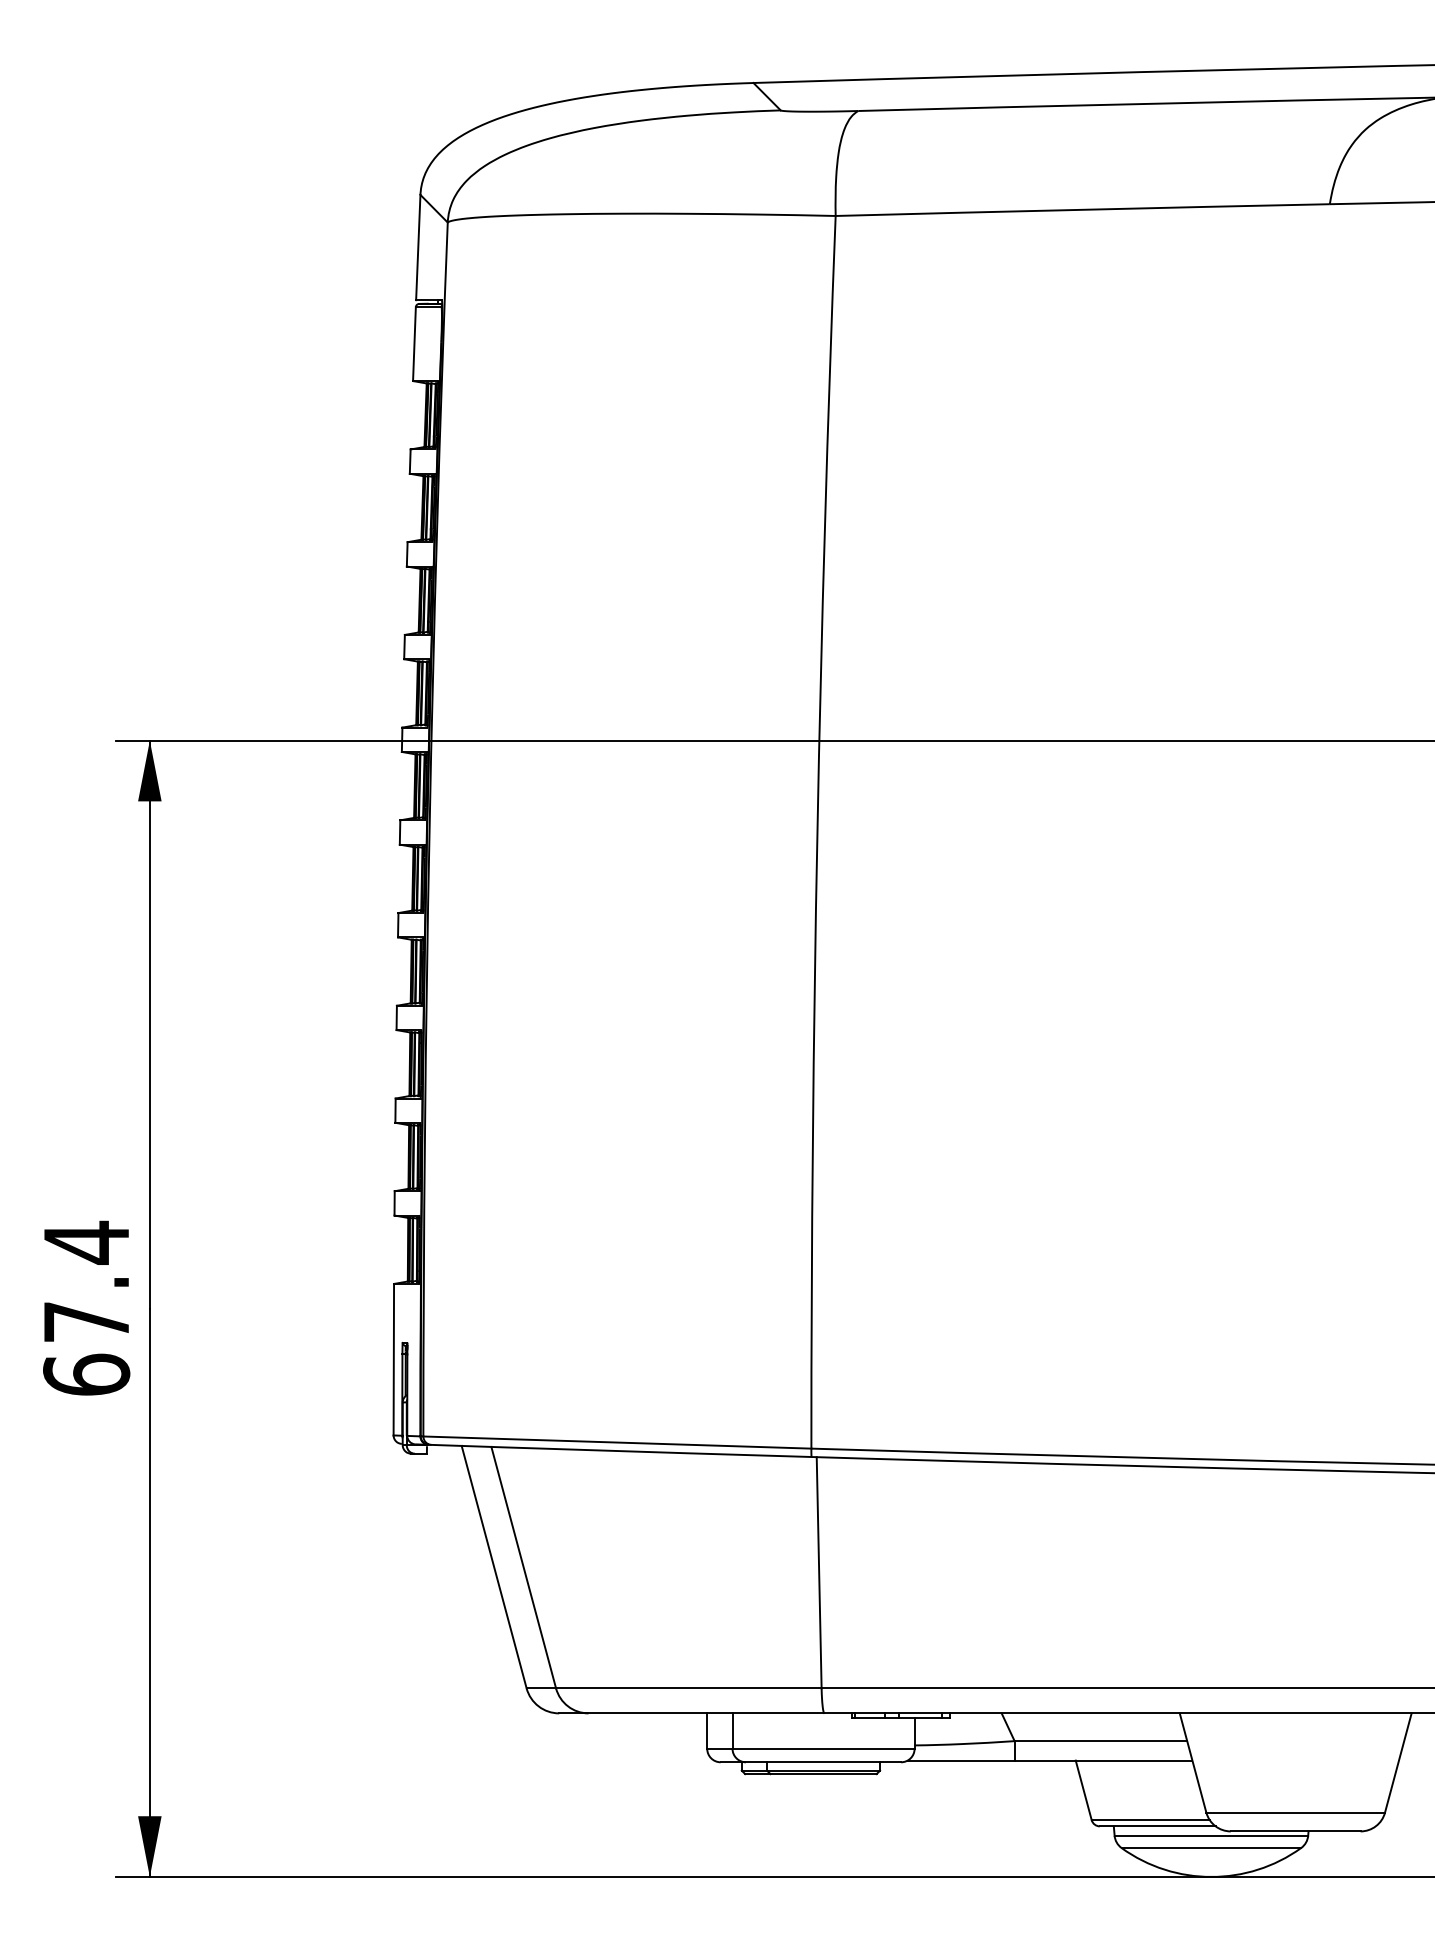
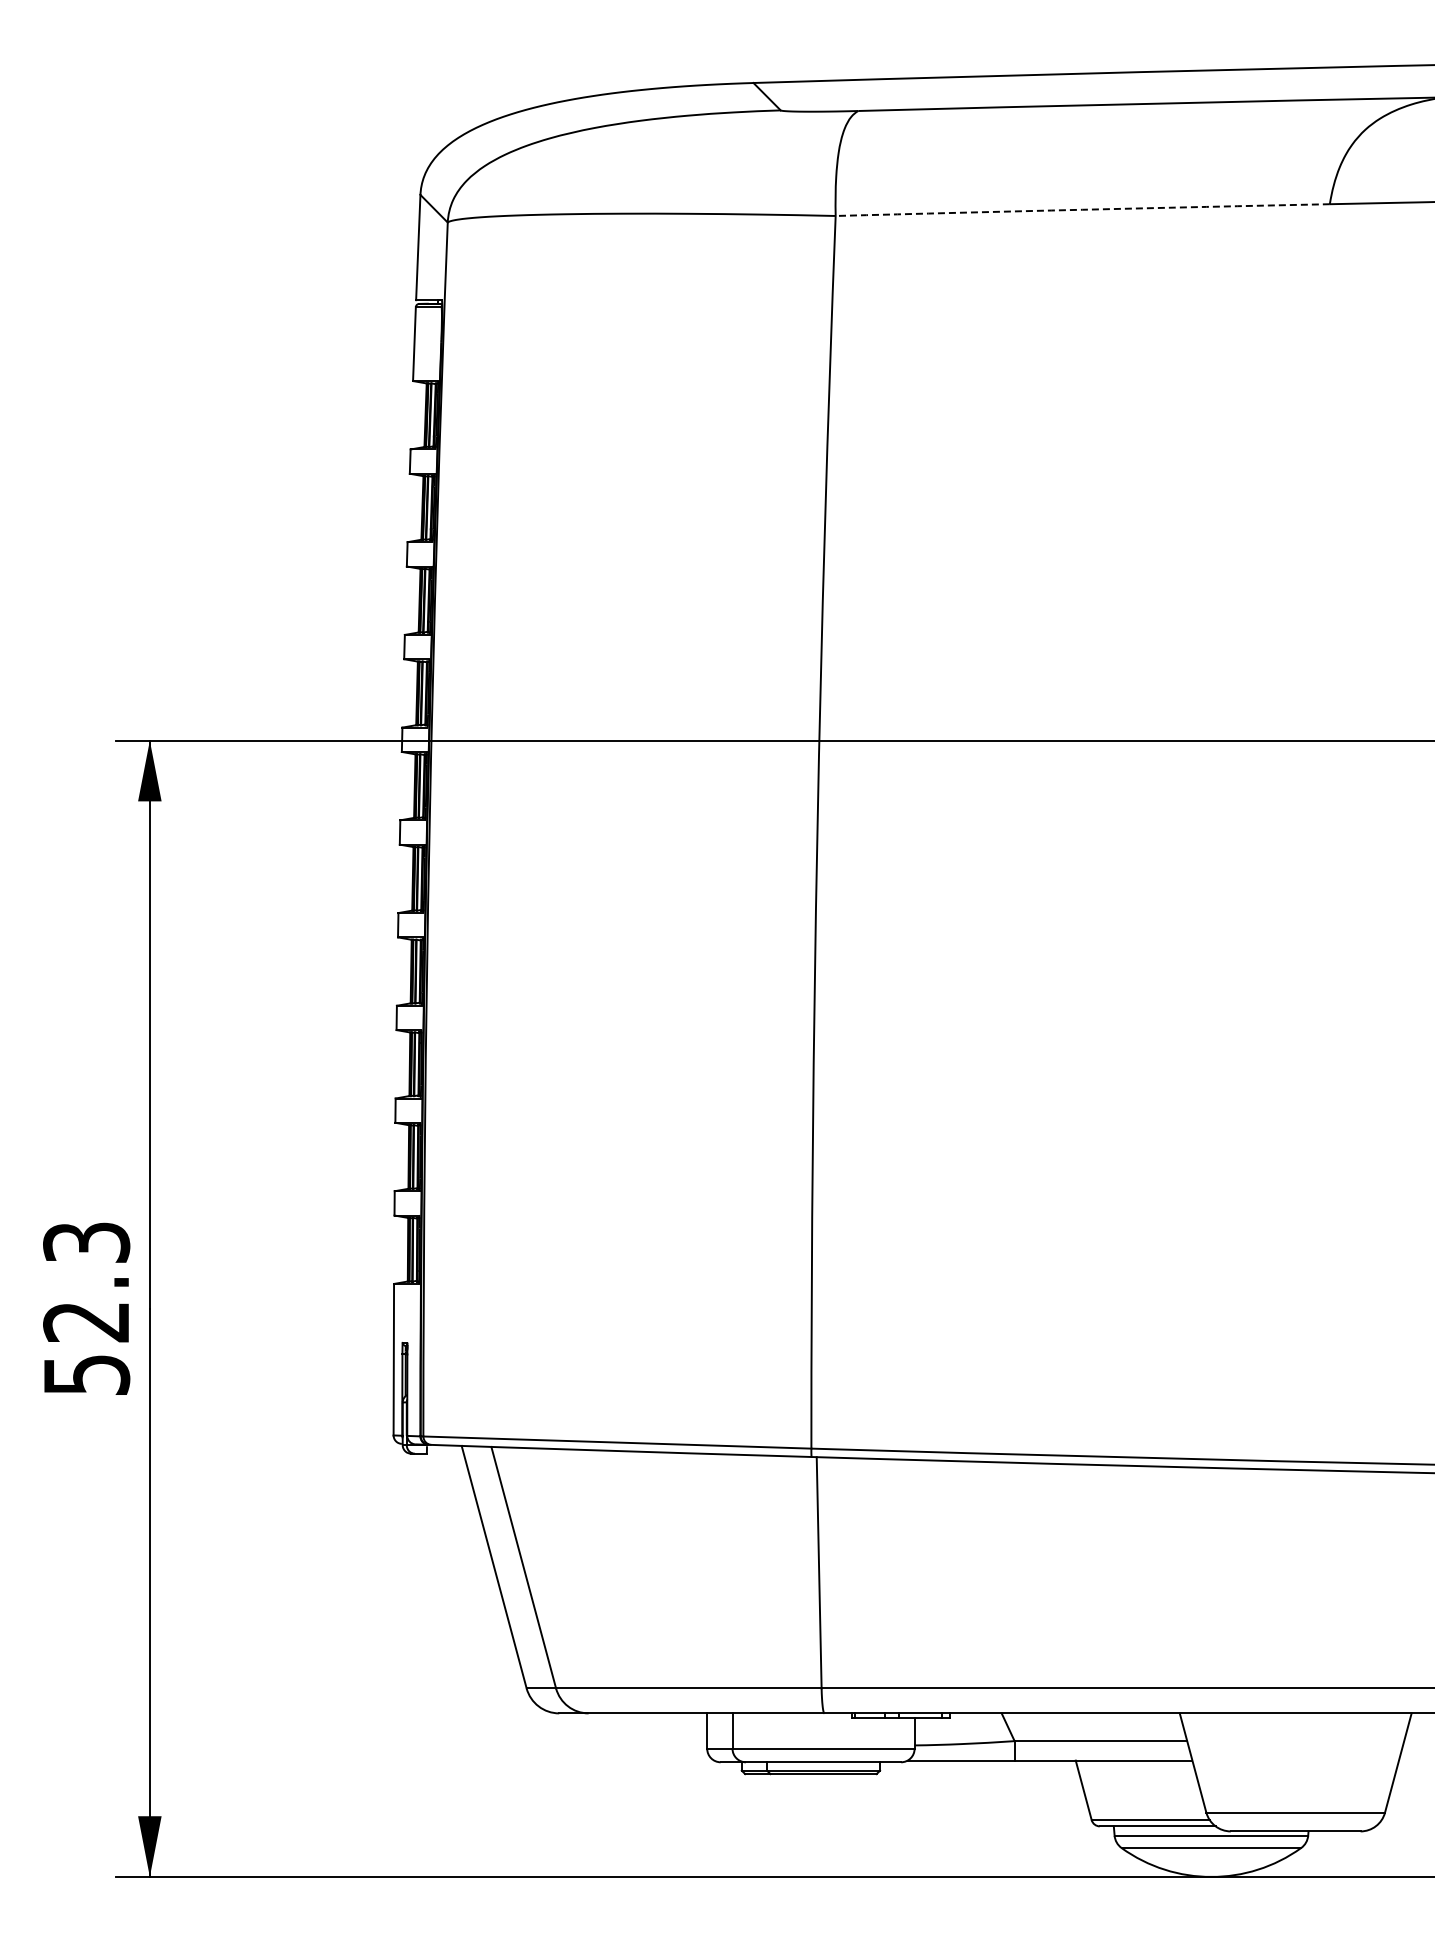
arc: solid -> dashed (1082, 209)
text: 67.4 -> 52.3 (86, 1307)
